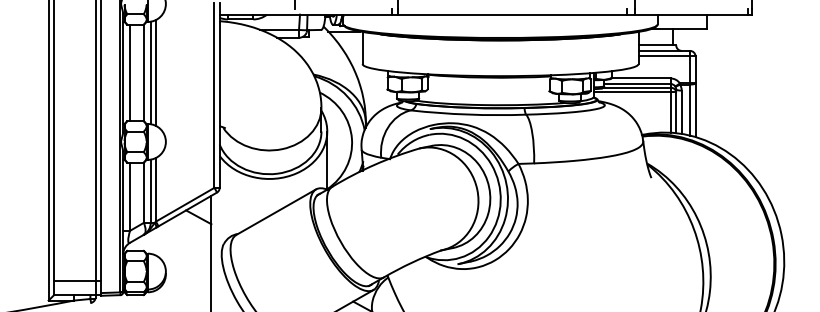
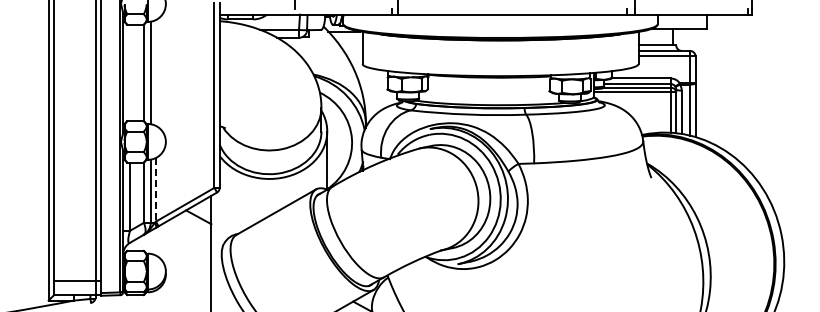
line: present -> none (130, 72)
line: present -> none (155, 72)
line: solid -> dashed (155, 189)
